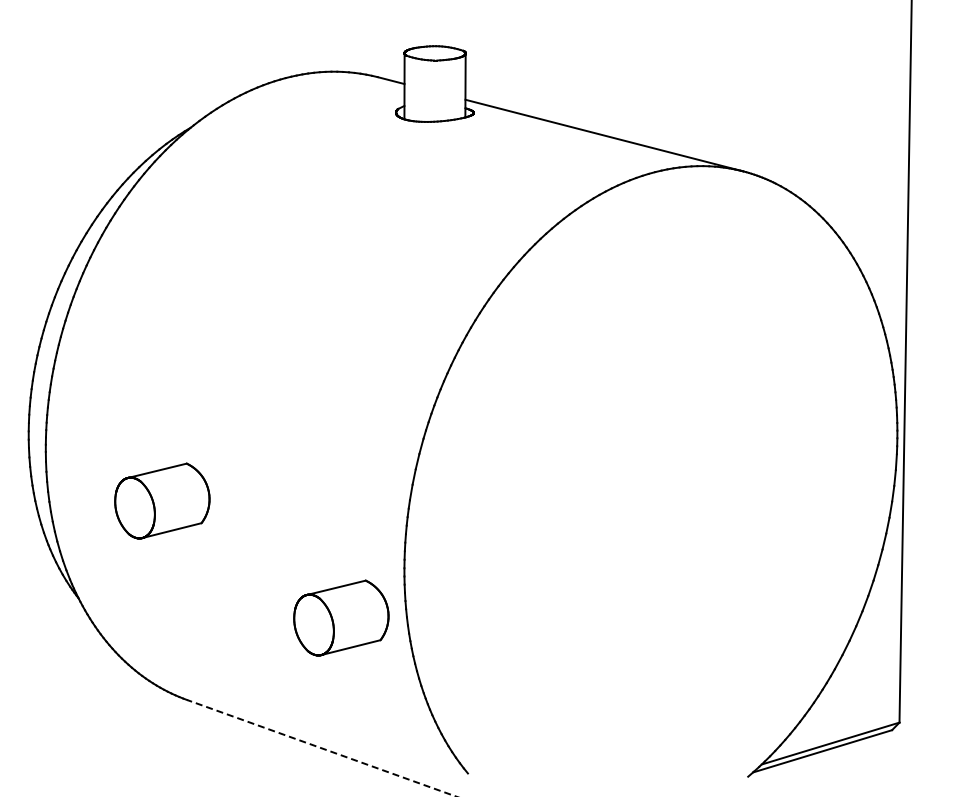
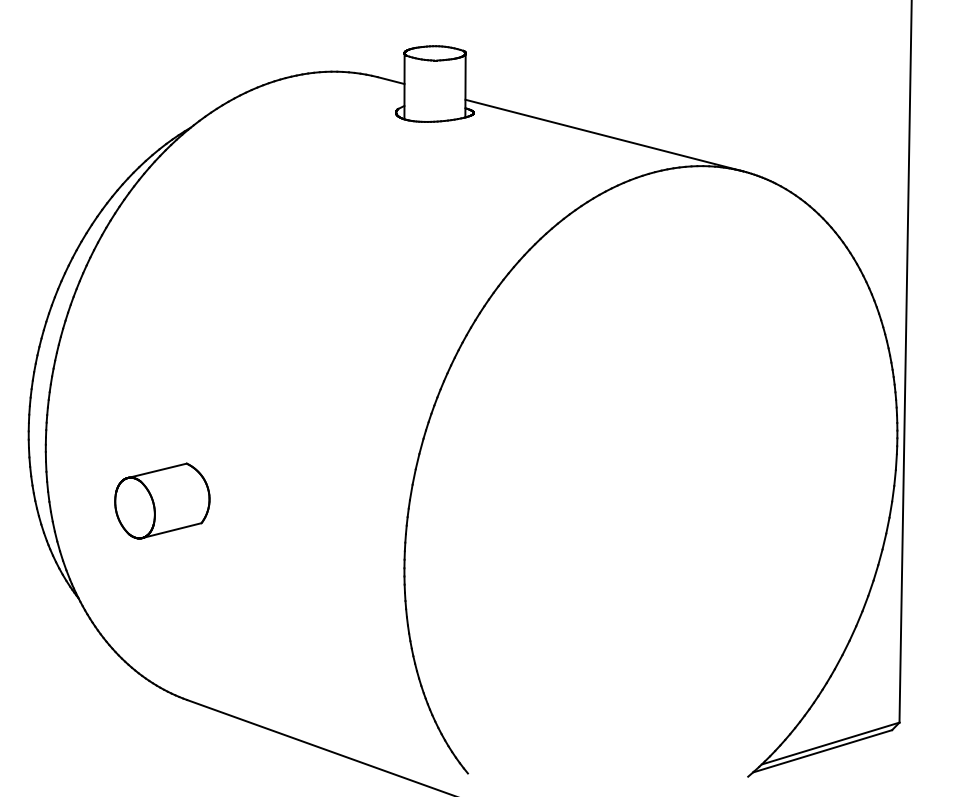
part: present -> none (341, 617)
line: dashed -> solid (321, 748)
